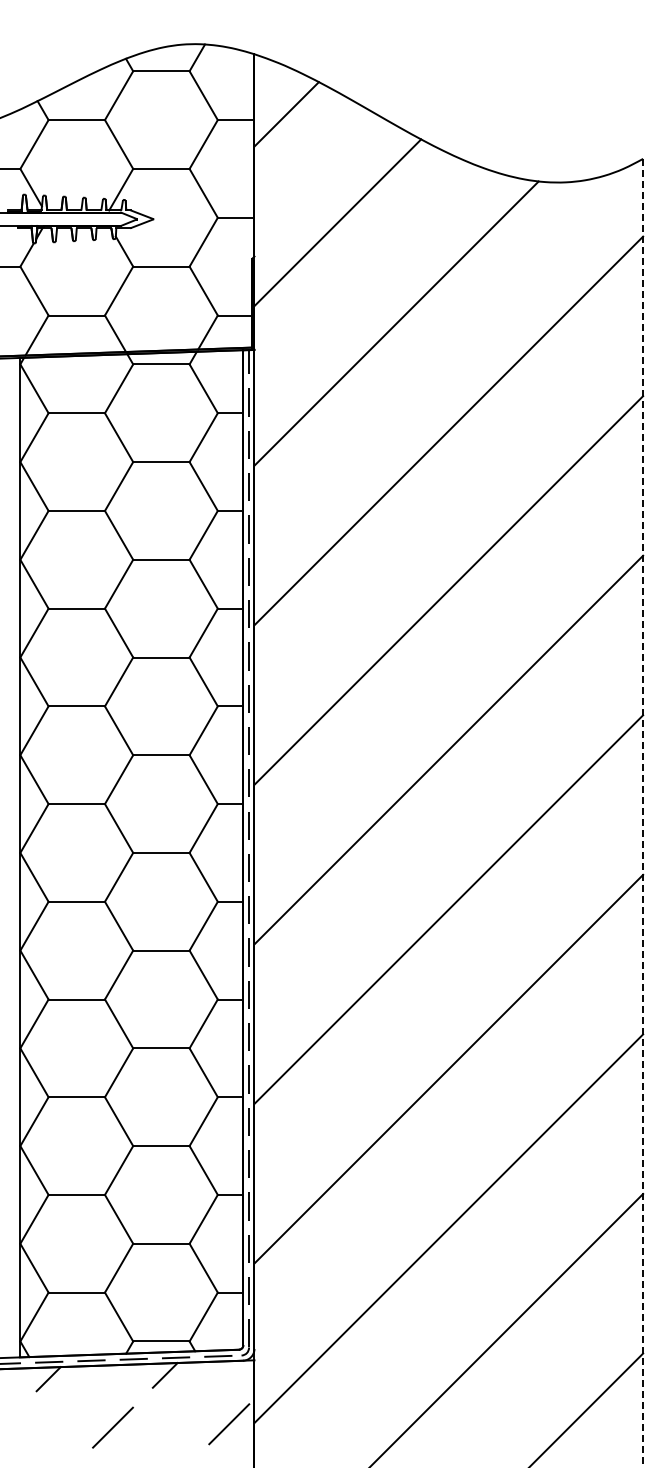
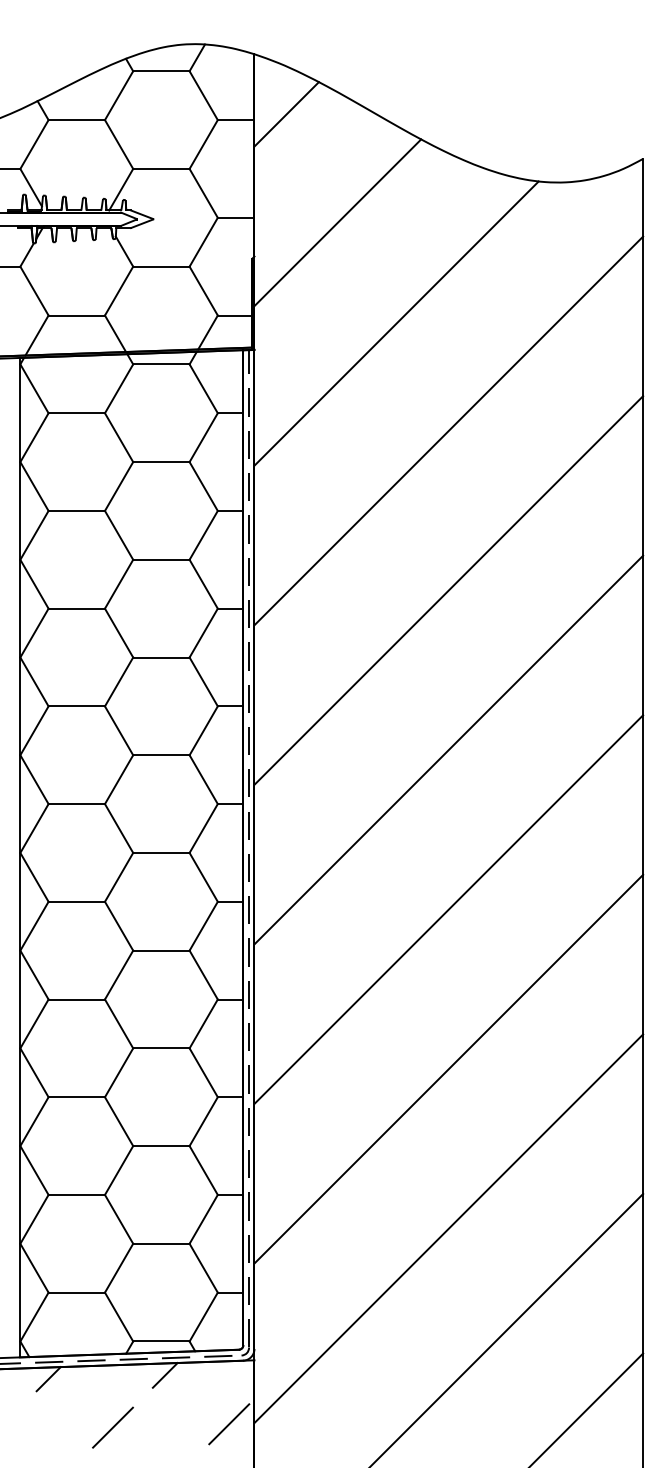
line: dashed -> solid (643, 813)
